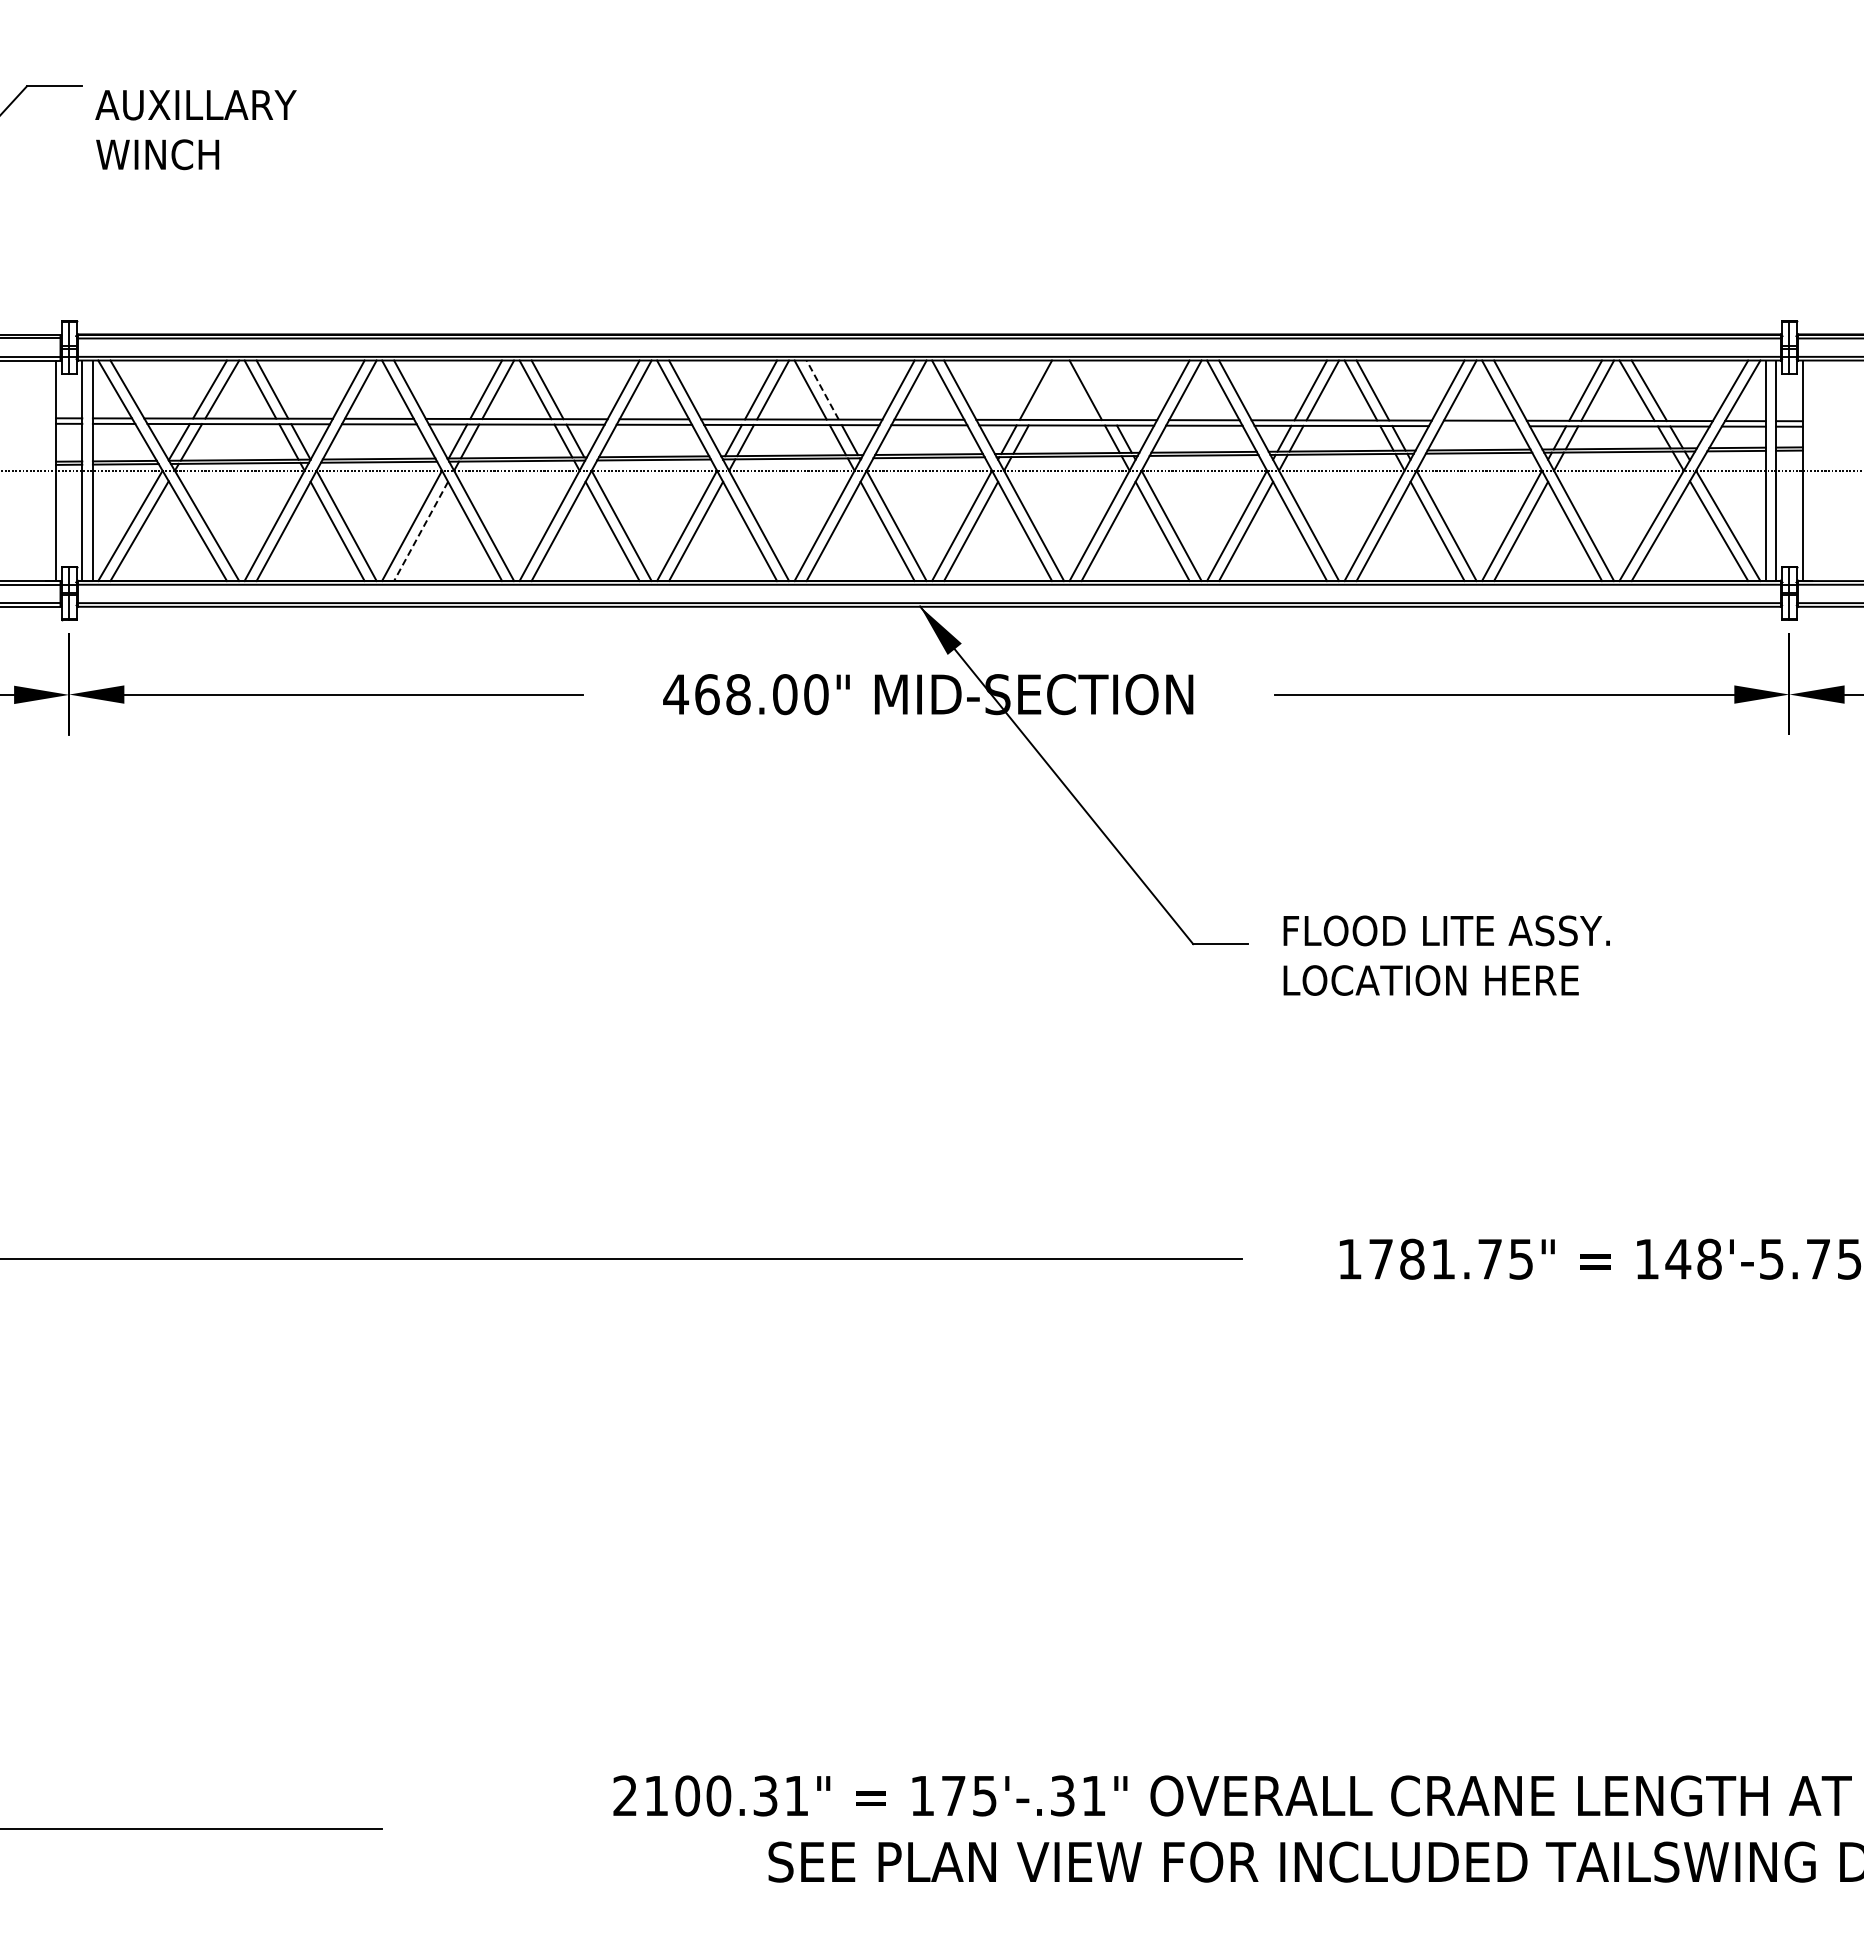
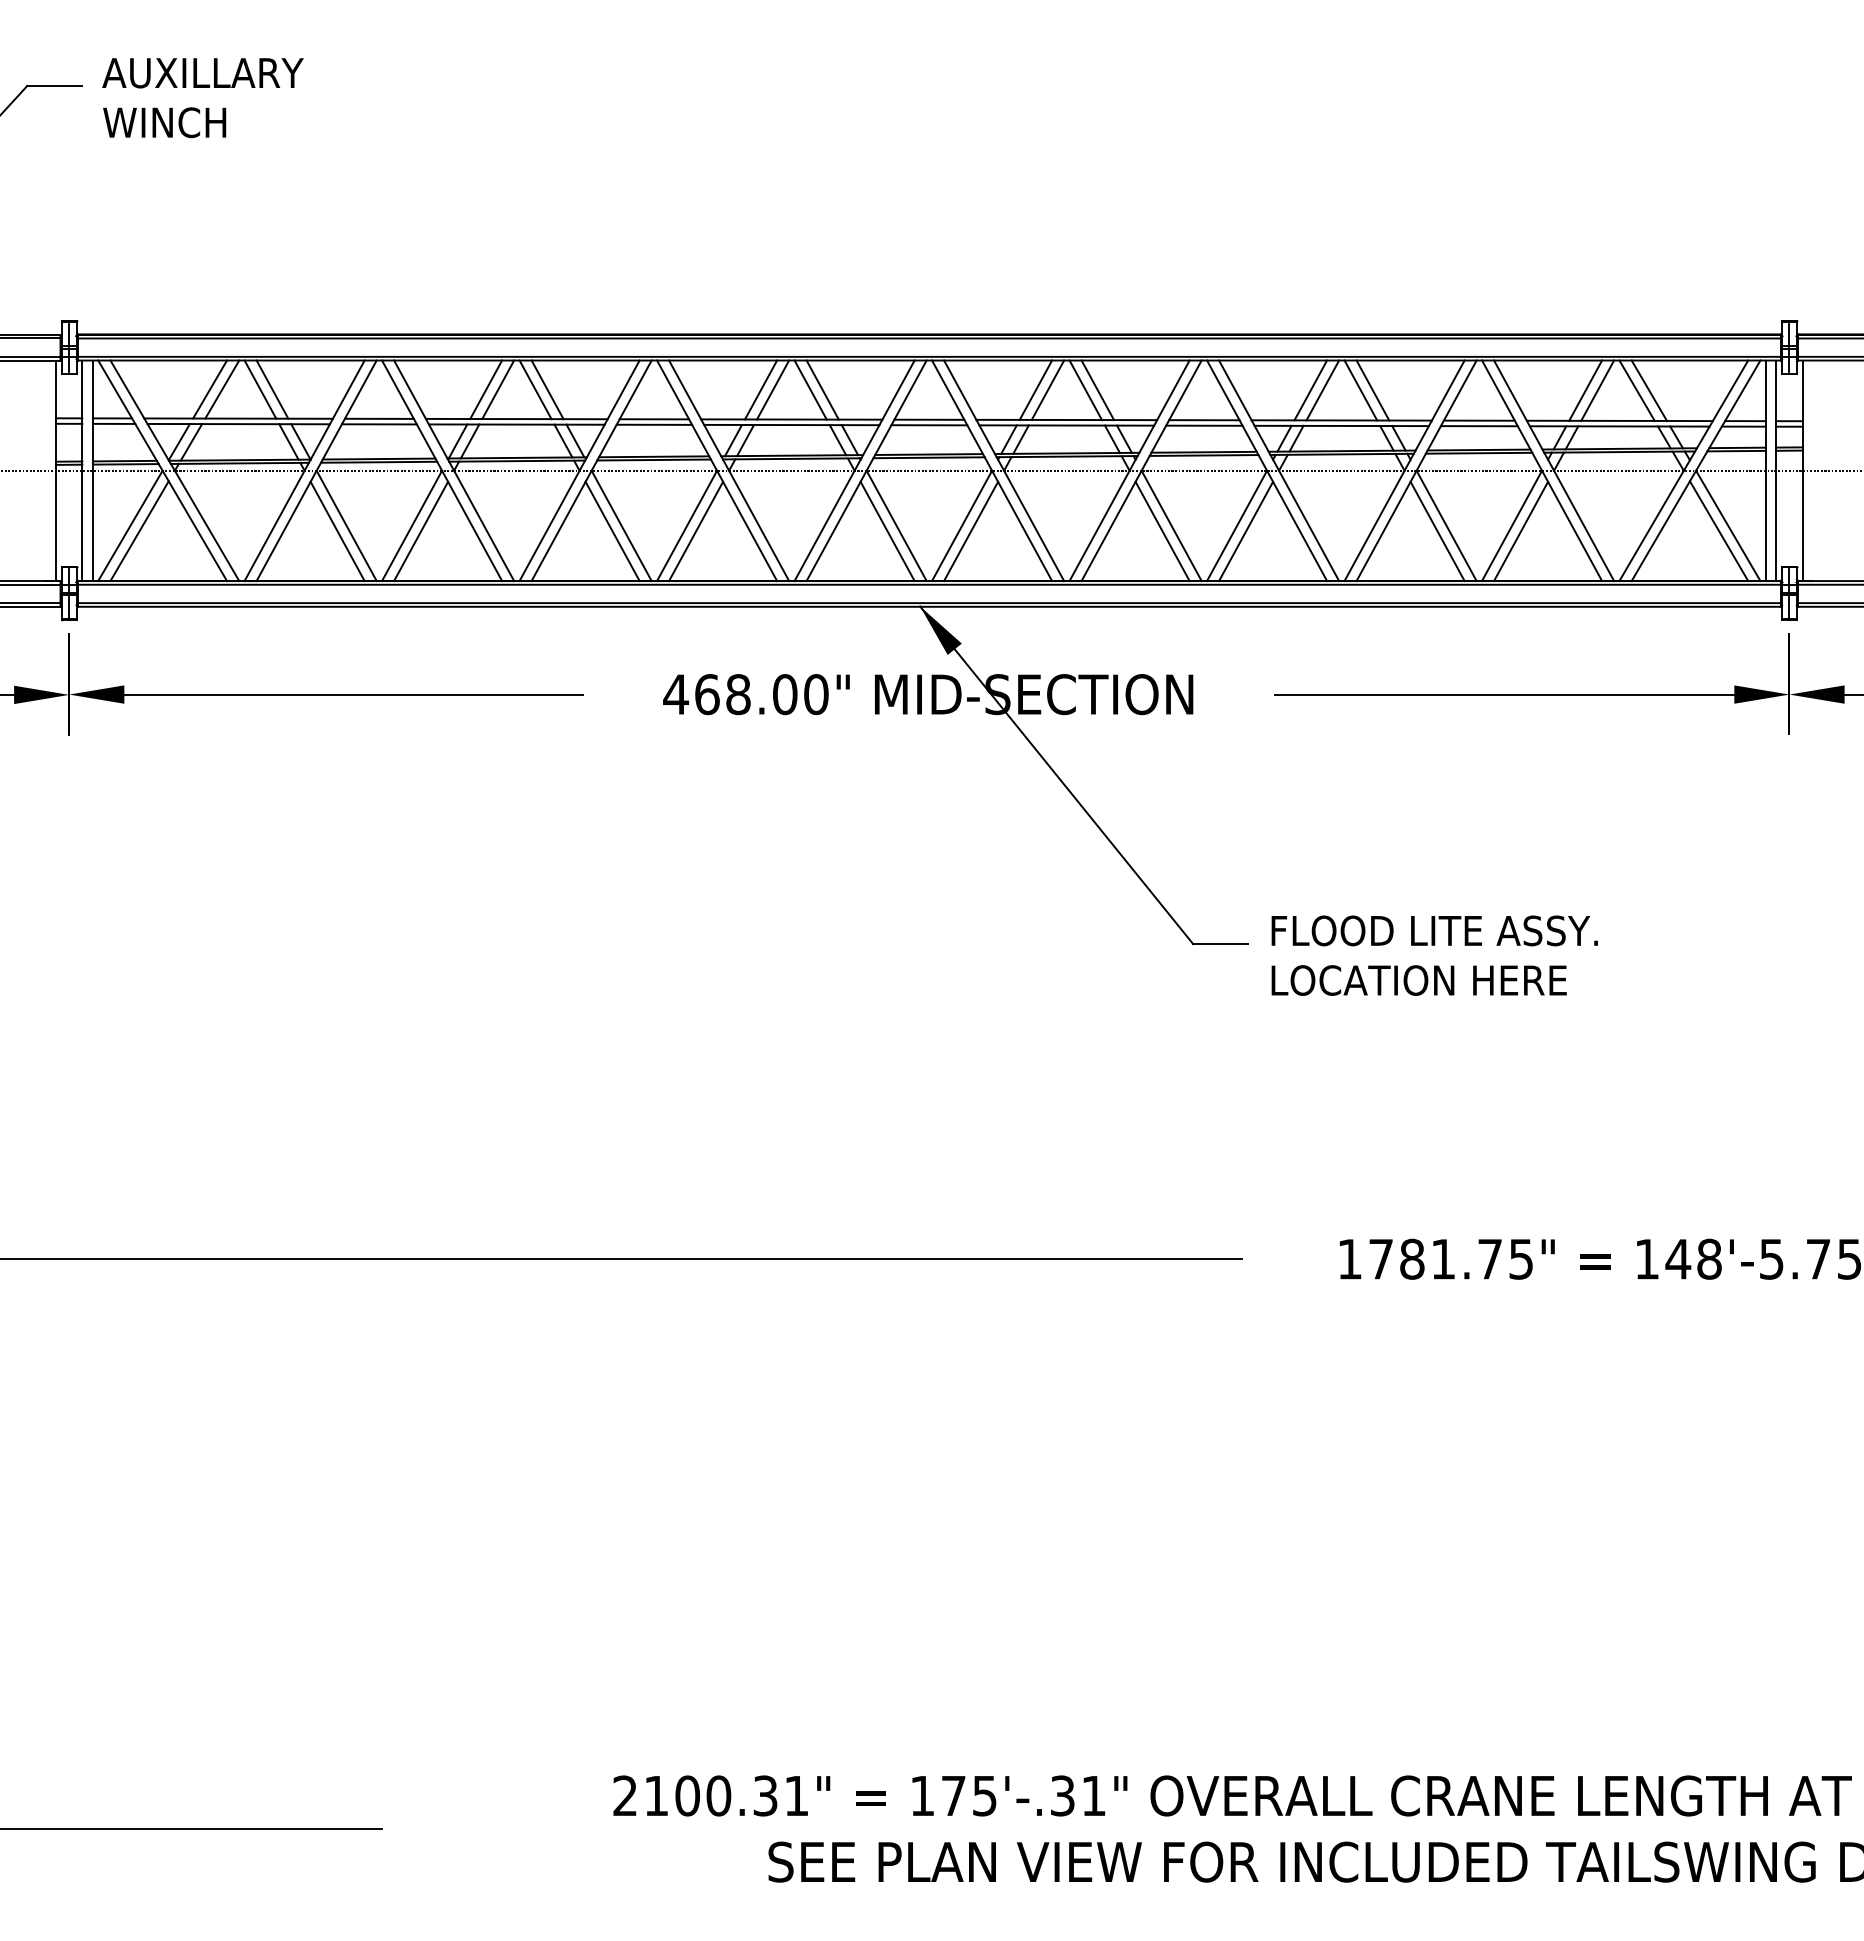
text position: (195, 130) -> (202, 98) (202, 98)
line: none -> present (1047, 389)
line: dashed -> solid (822, 390)
line: none -> present (1097, 390)
line: none -> present (1478, 426)
line: dashed -> solid (420, 531)
text position: (1446, 955) -> (1434, 955) (1434, 955)
